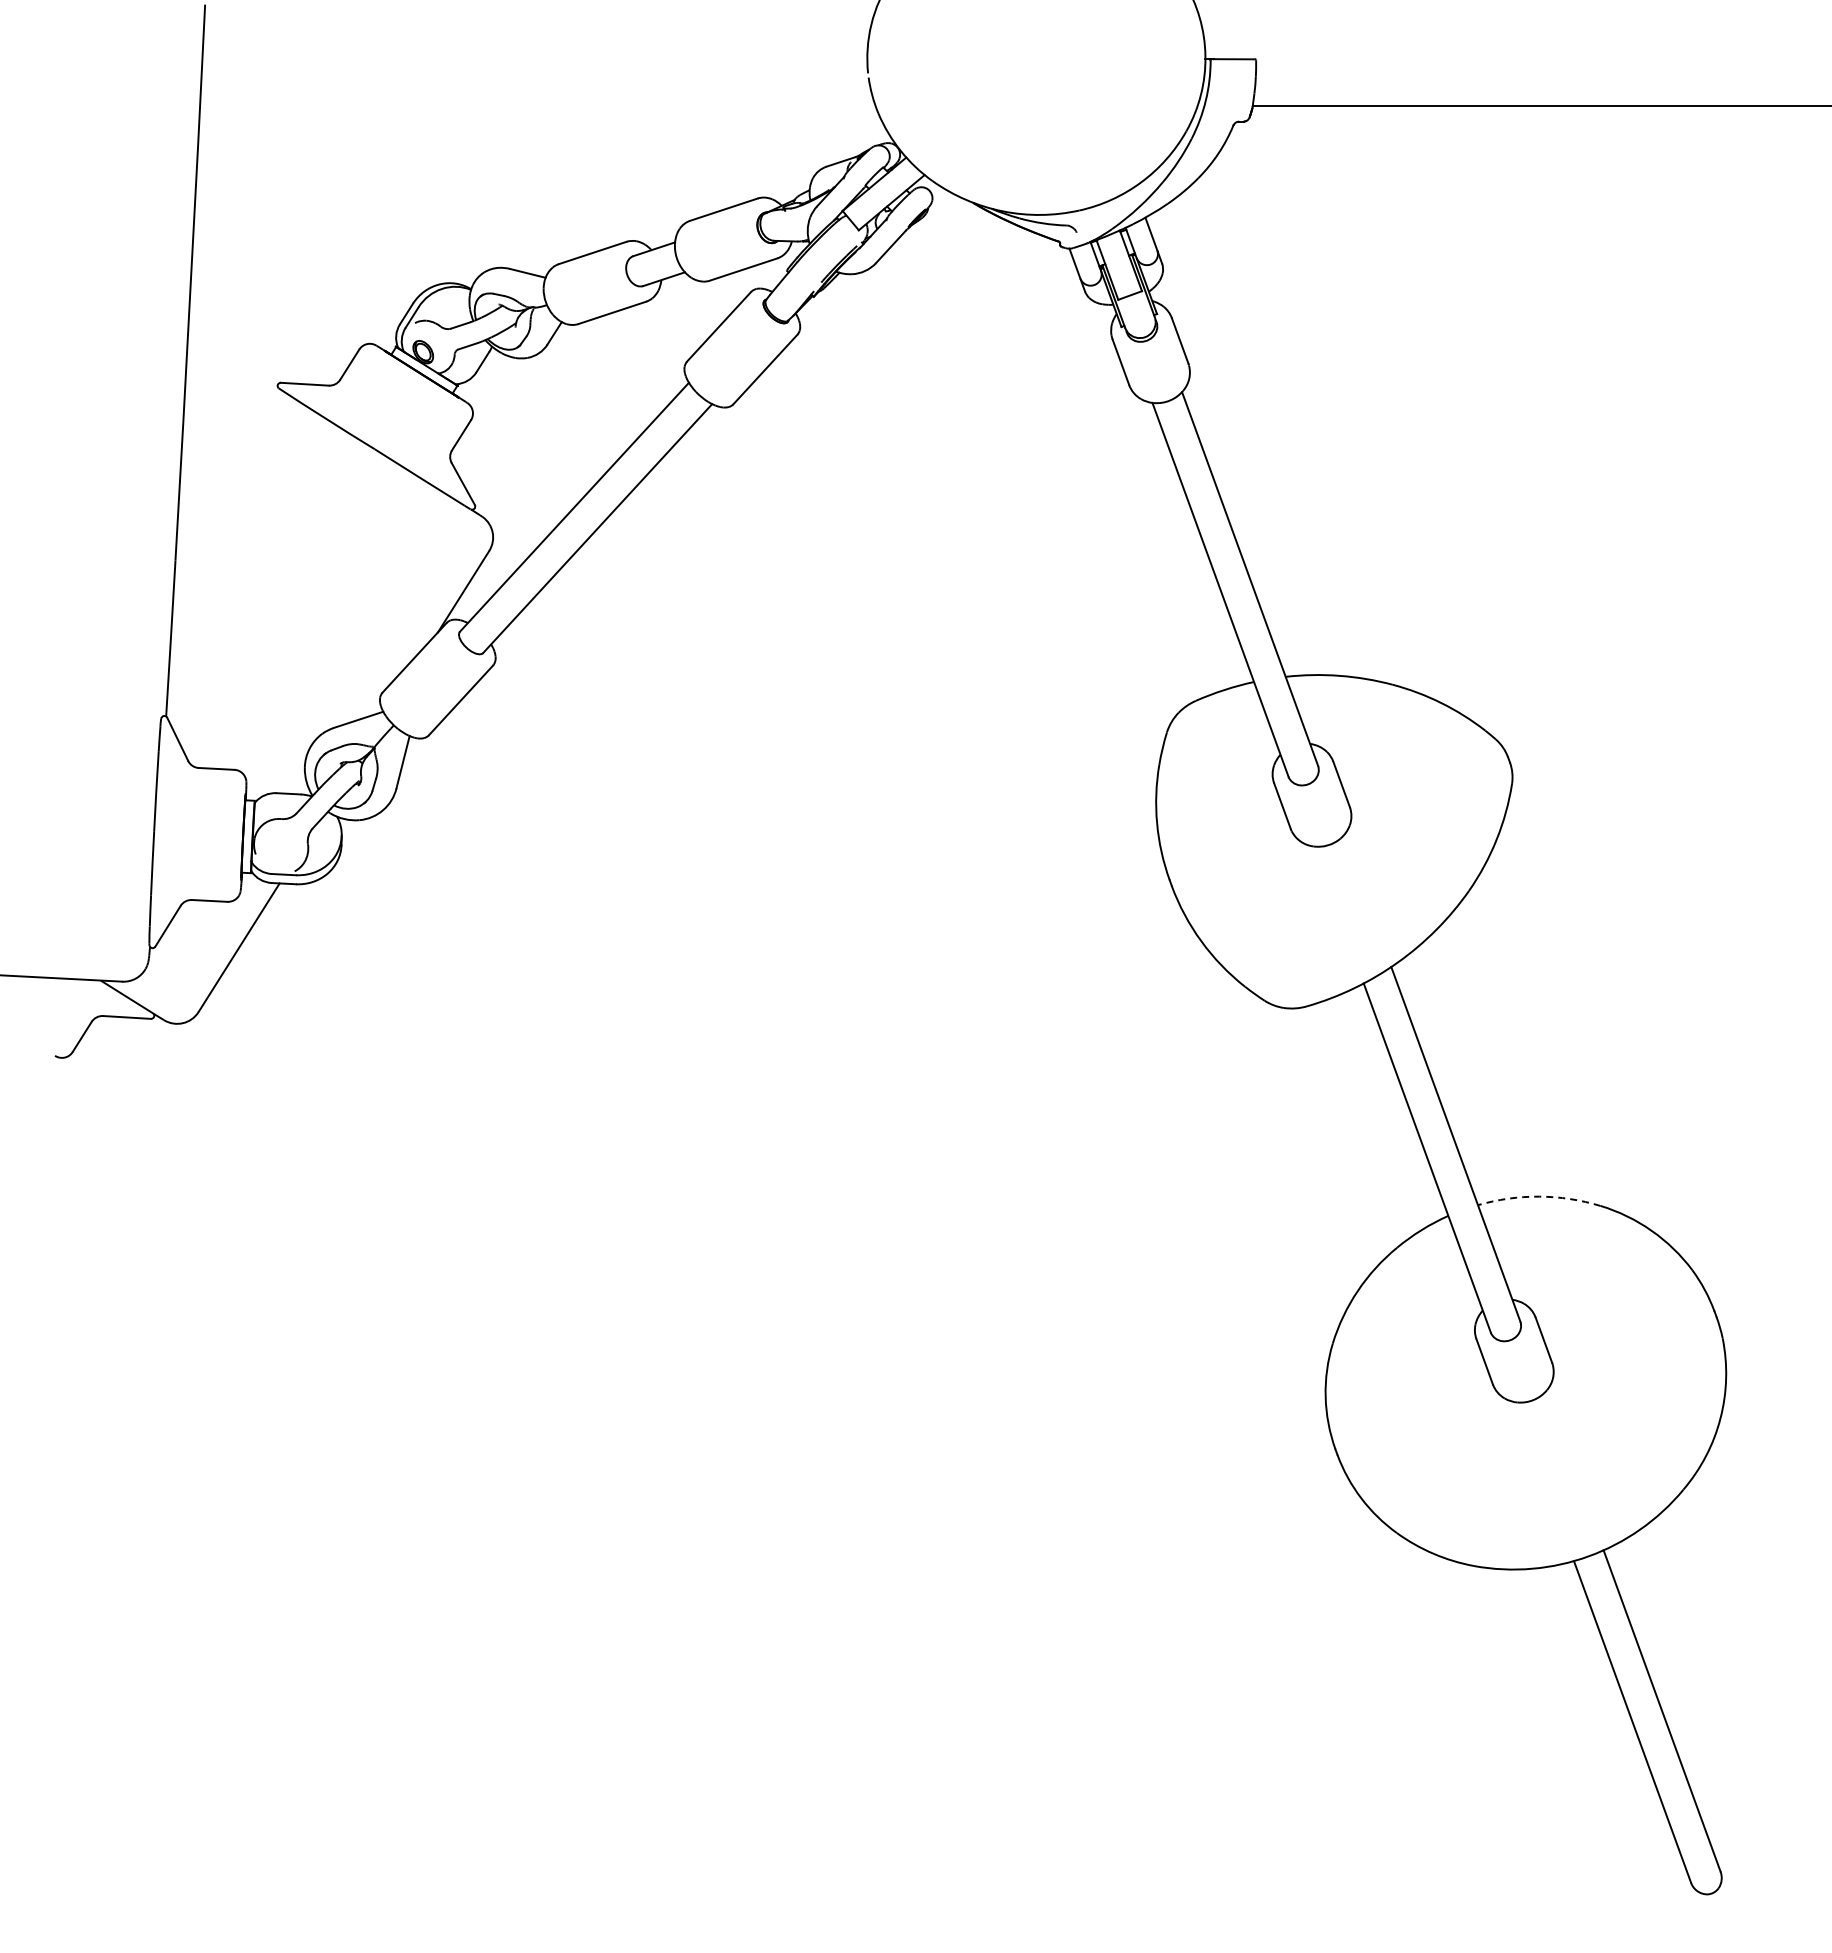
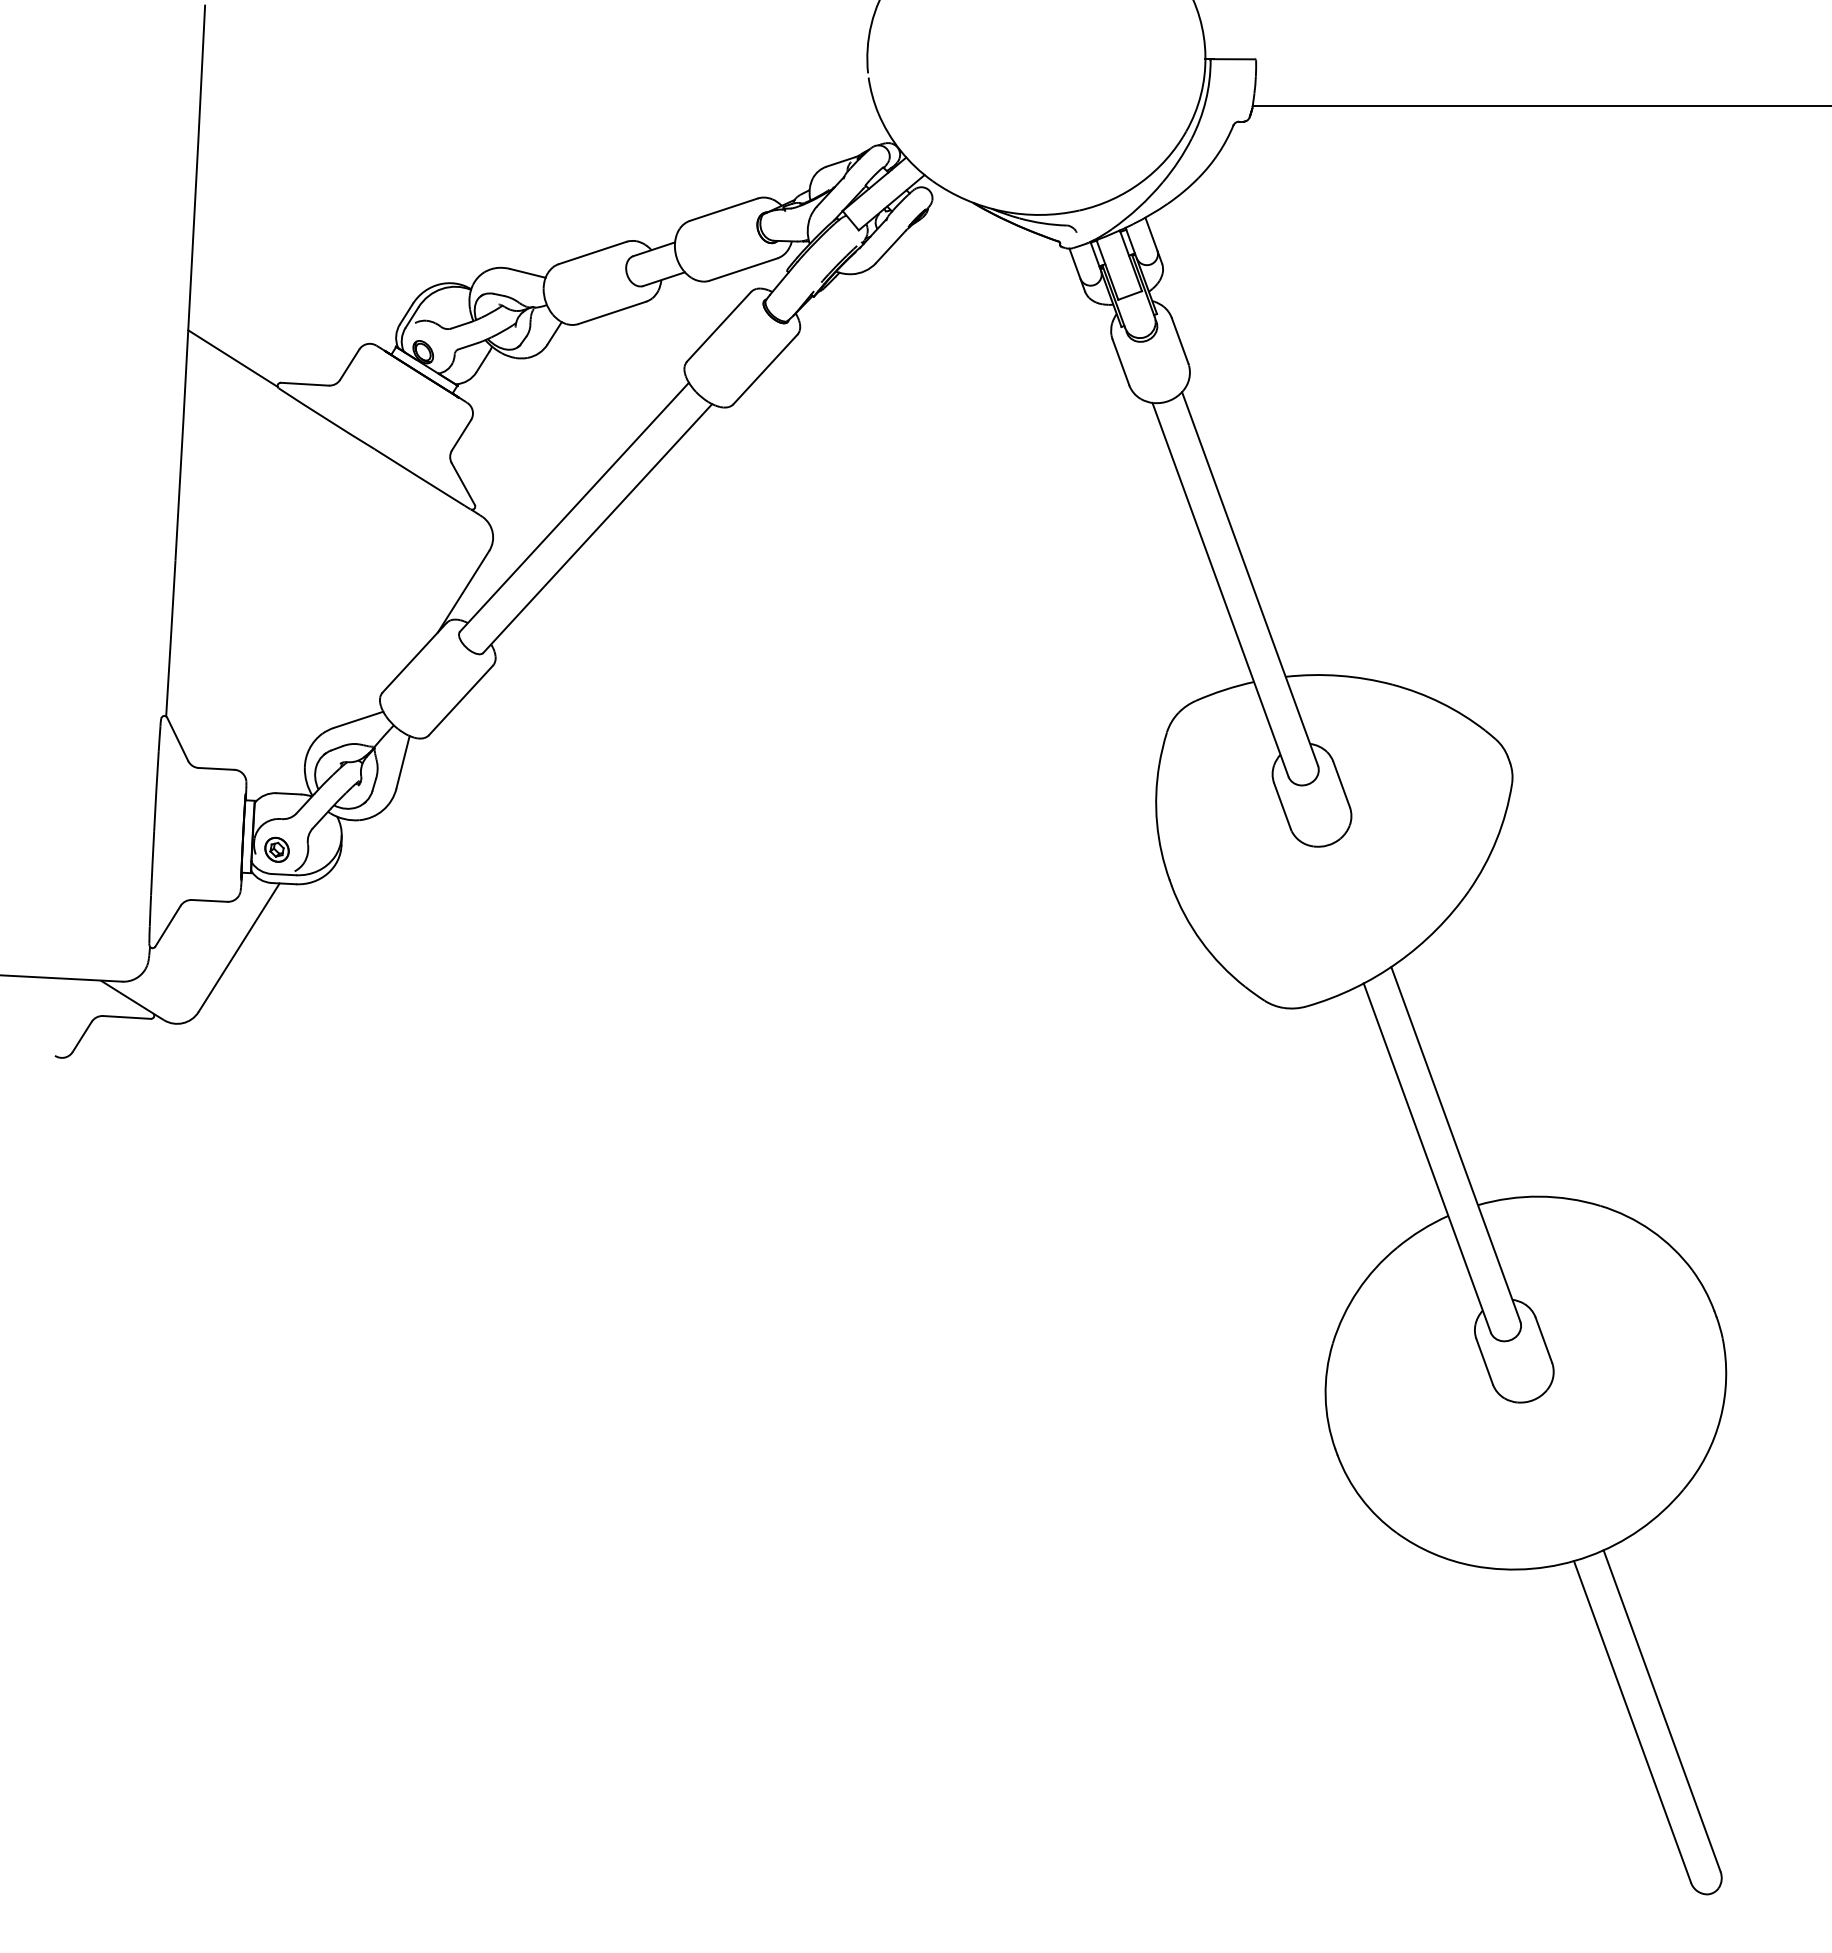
line: none -> present (232, 358)
part: none -> present (276, 849)
arc: dashed -> solid (1539, 1196)
